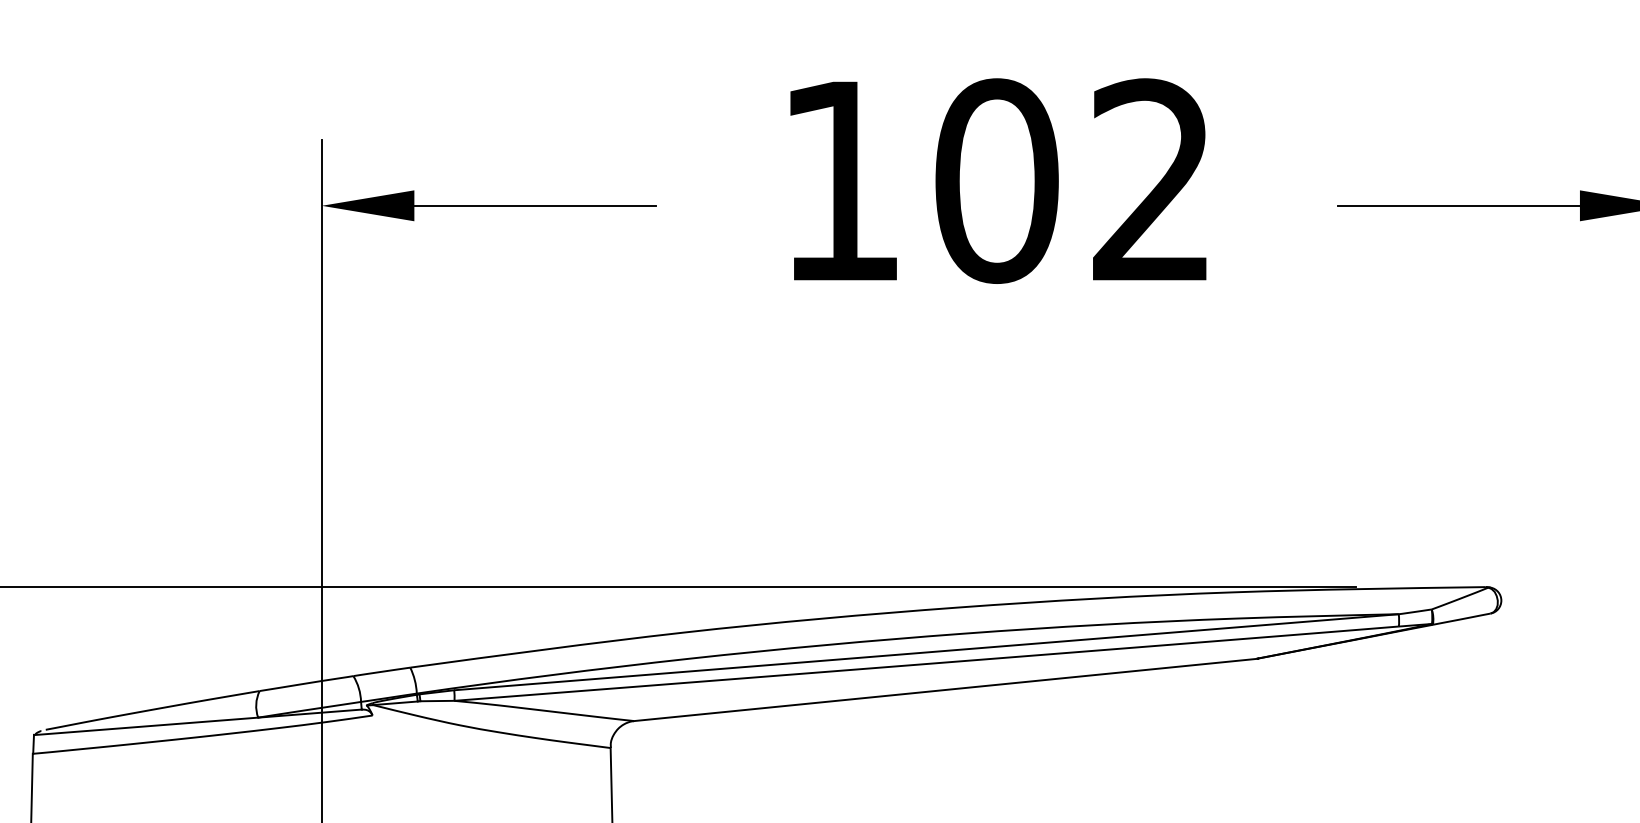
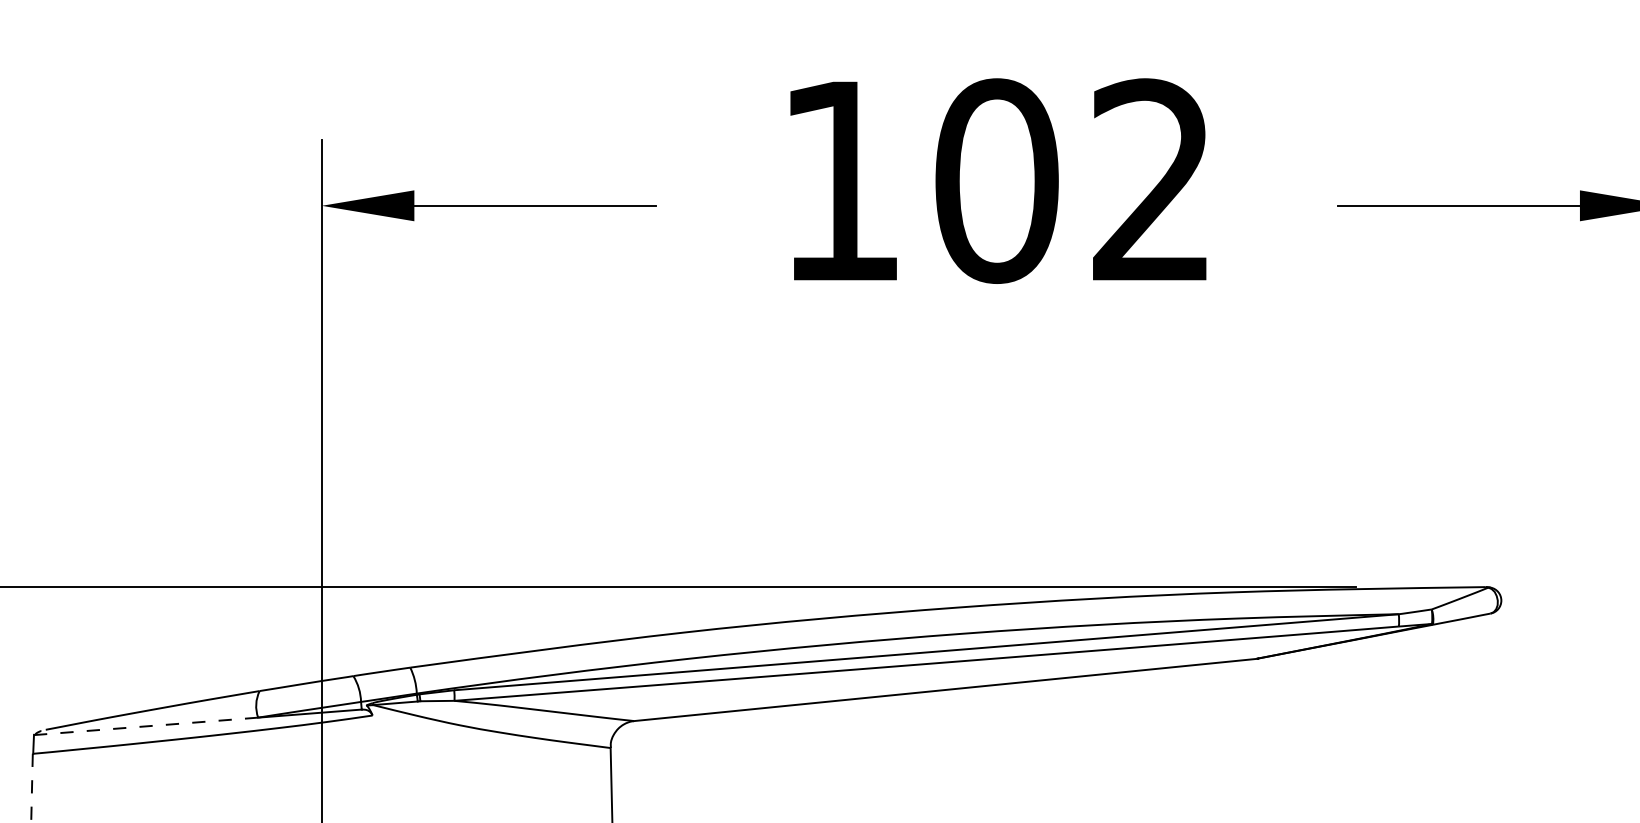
line: solid -> dashed (146, 726)
line: solid -> dashed (32, 788)
